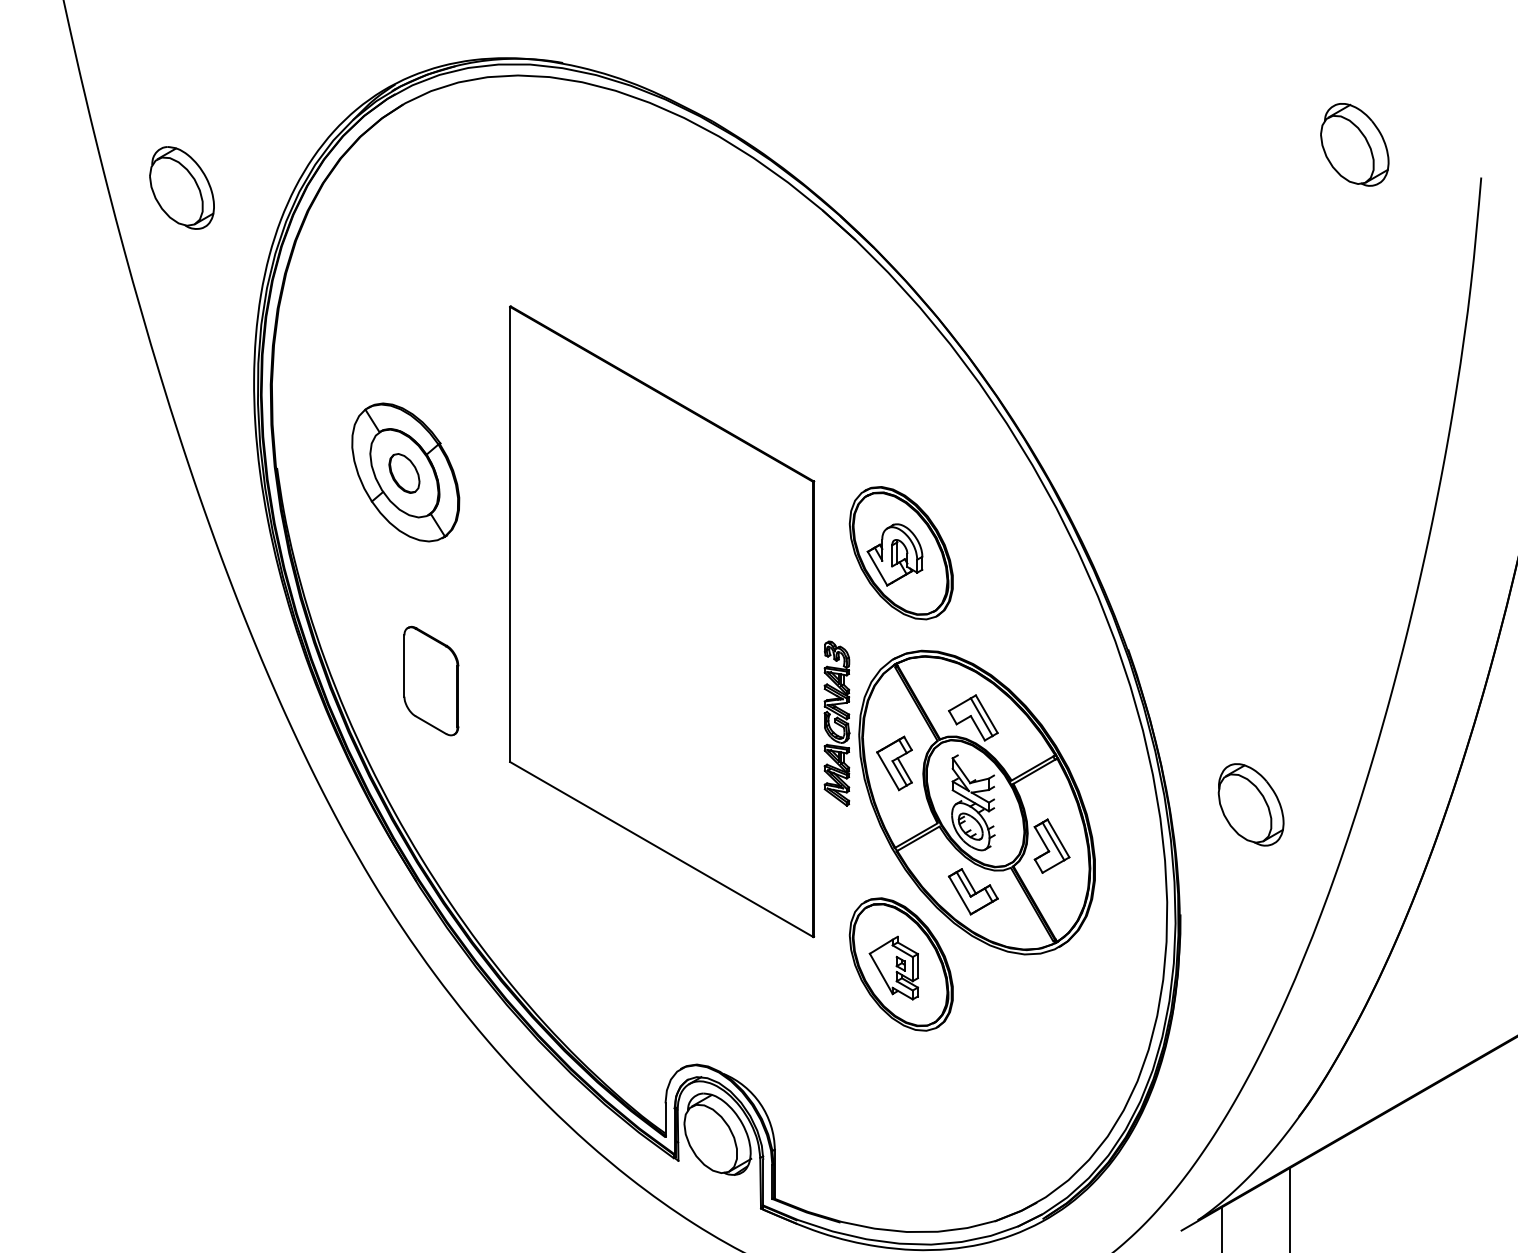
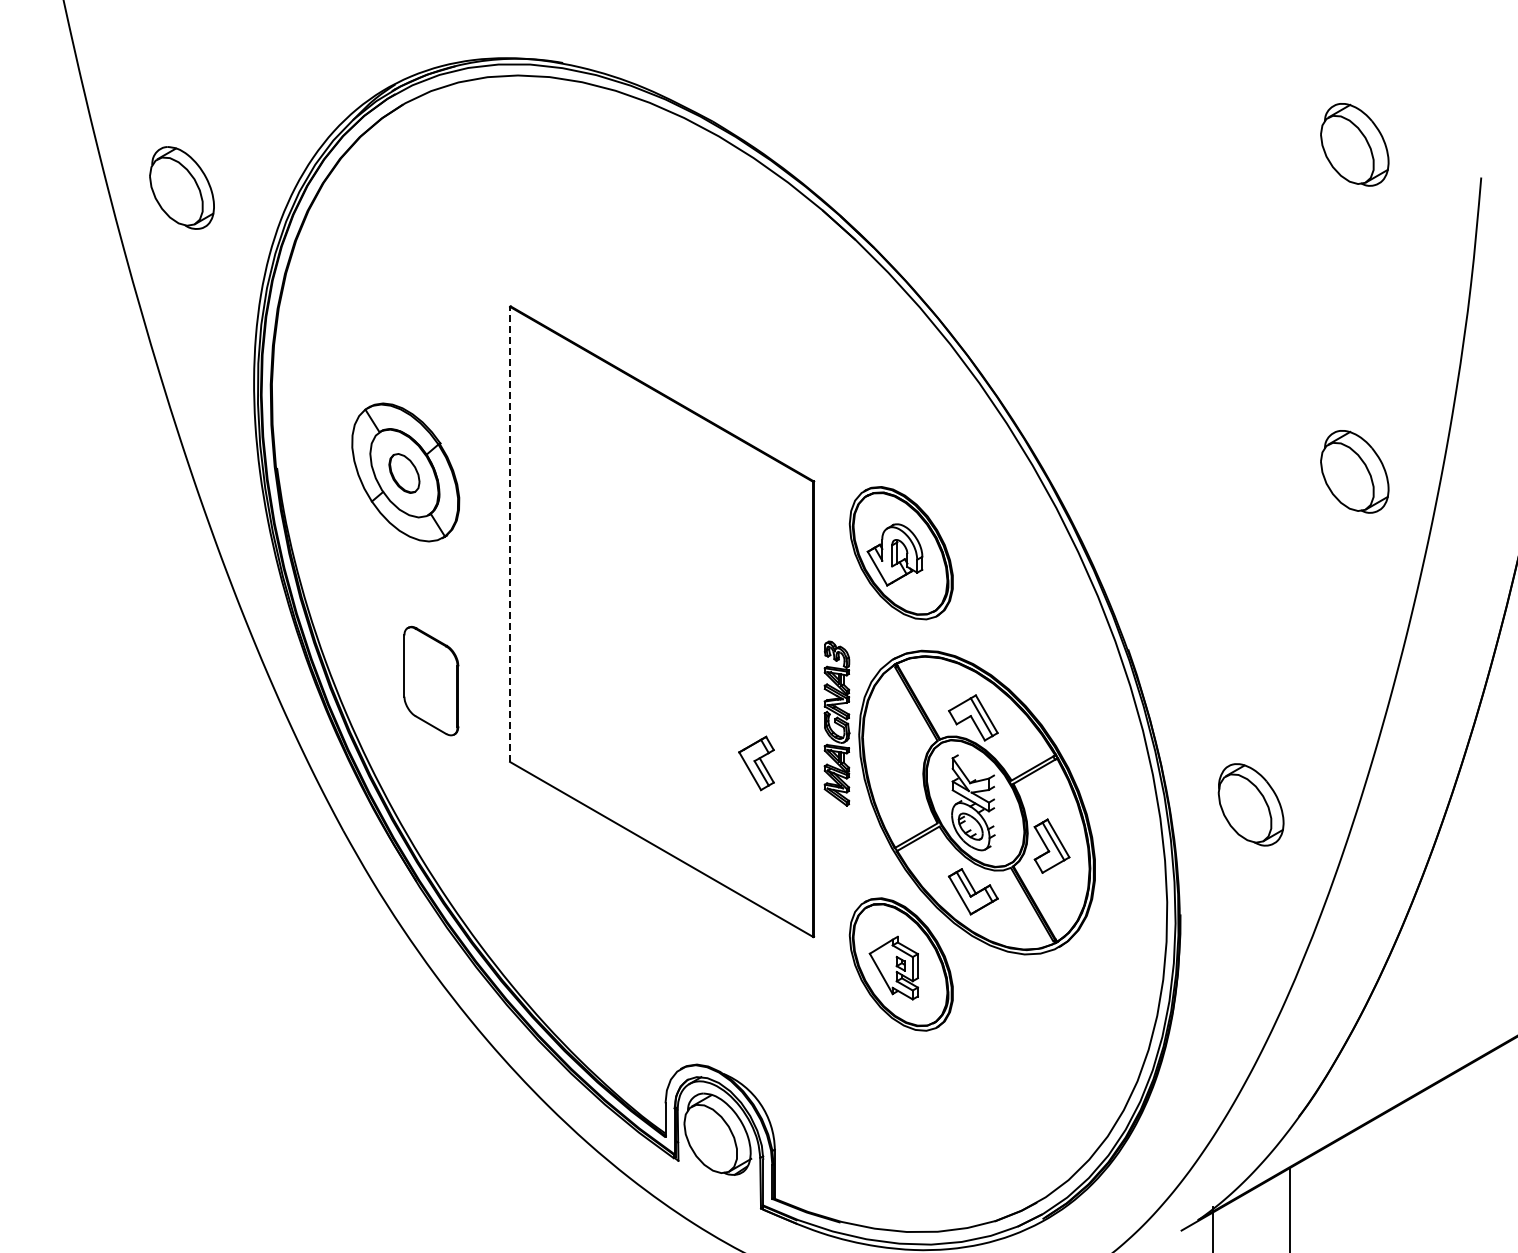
part: none -> present (1354, 471)
line: solid -> dashed (510, 534)
part position: (894, 763) -> (756, 763) (756, 763)
line position: (1221, 1228) -> (1212, 1228) (1212, 1228)
